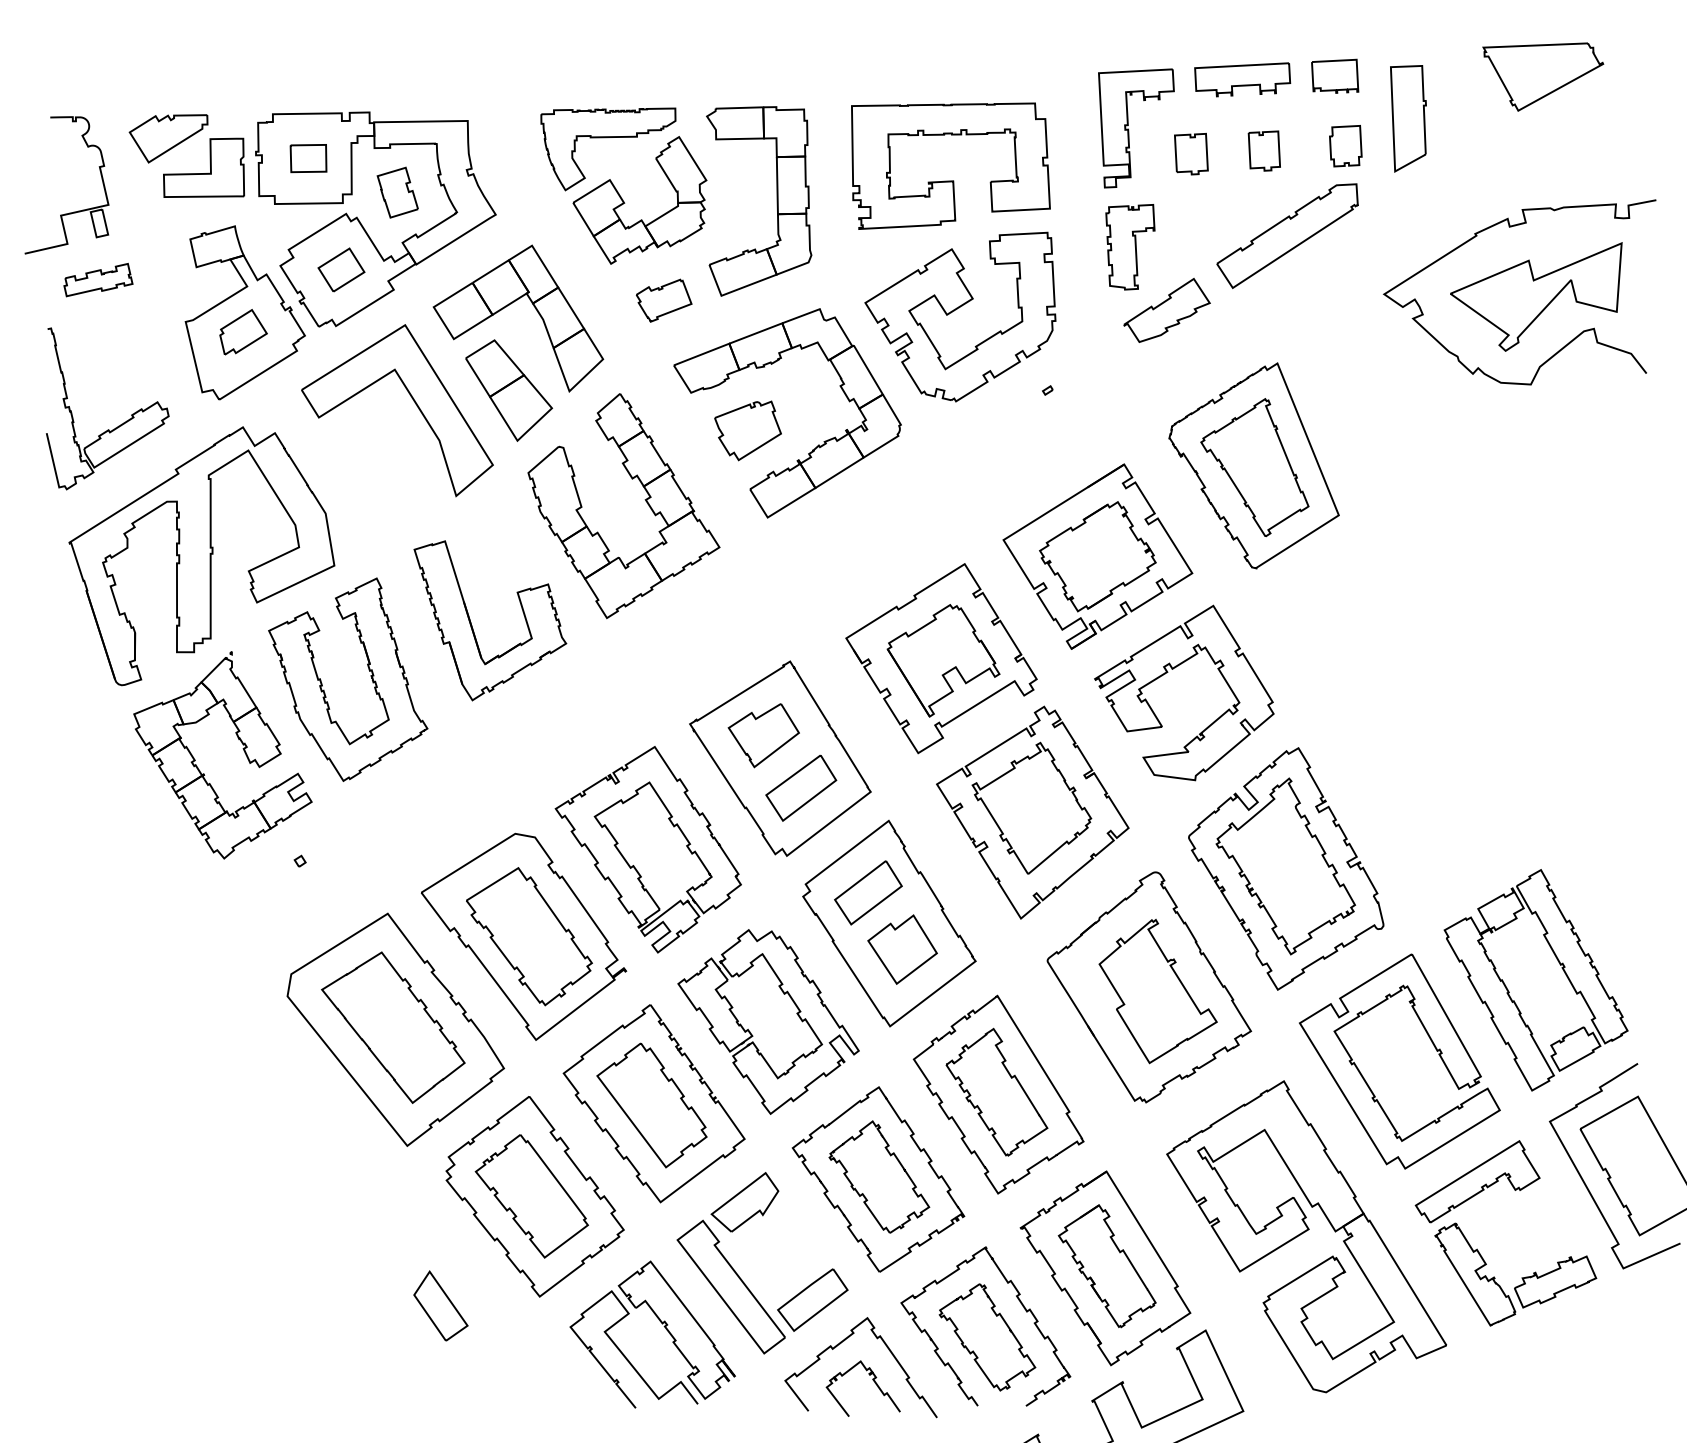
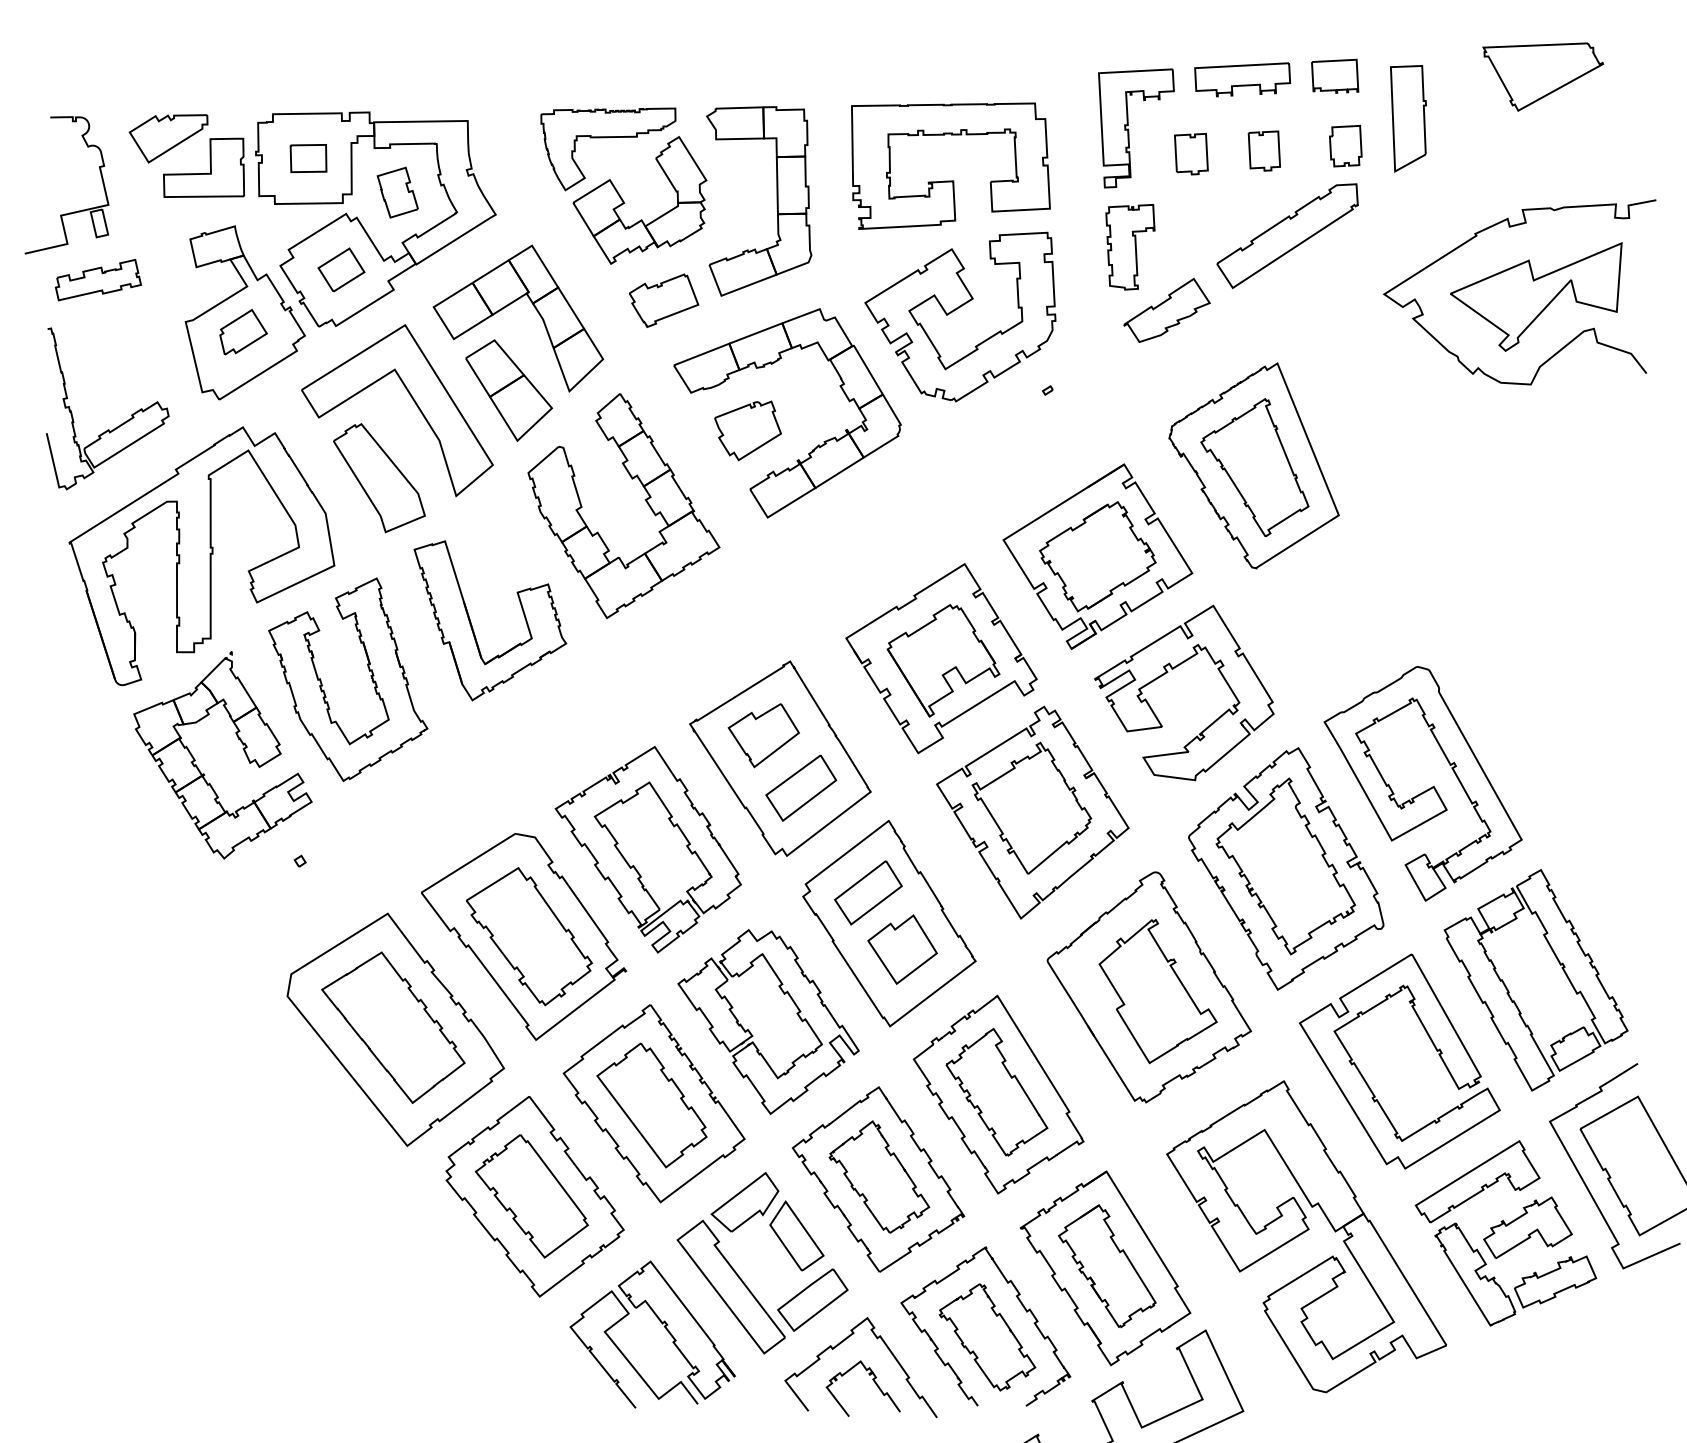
part size: 71x36 px -> 87x44 px (98, 279)
part size: 57x45 px -> 71x55 px (664, 300)
part: none -> present (379, 478)
part: none -> present (1426, 789)
part: none -> present (1527, 1227)
part position: (440, 1305) -> (796, 1235) (796, 1235)
